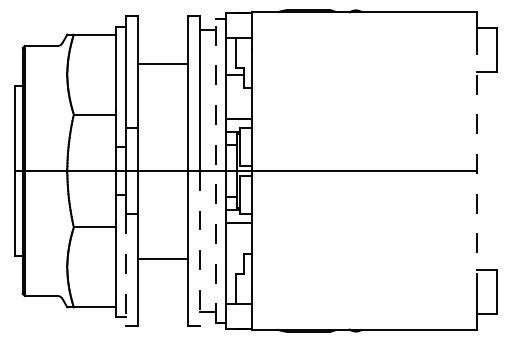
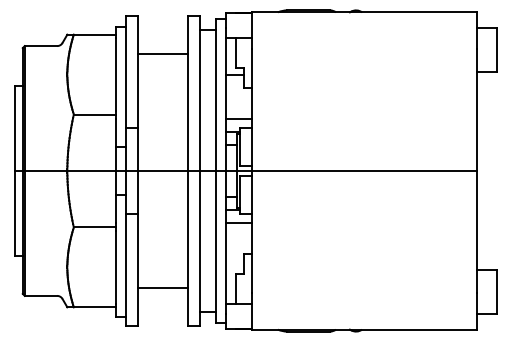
line position: (162, 64) -> (162, 54) (162, 54)
line: dashed -> solid (215, 170)
line: dashed -> solid (476, 170)
line: dashed -> solid (200, 248)
line position: (162, 258) -> (162, 287) (162, 287)
line: dashed -> solid (126, 270)
